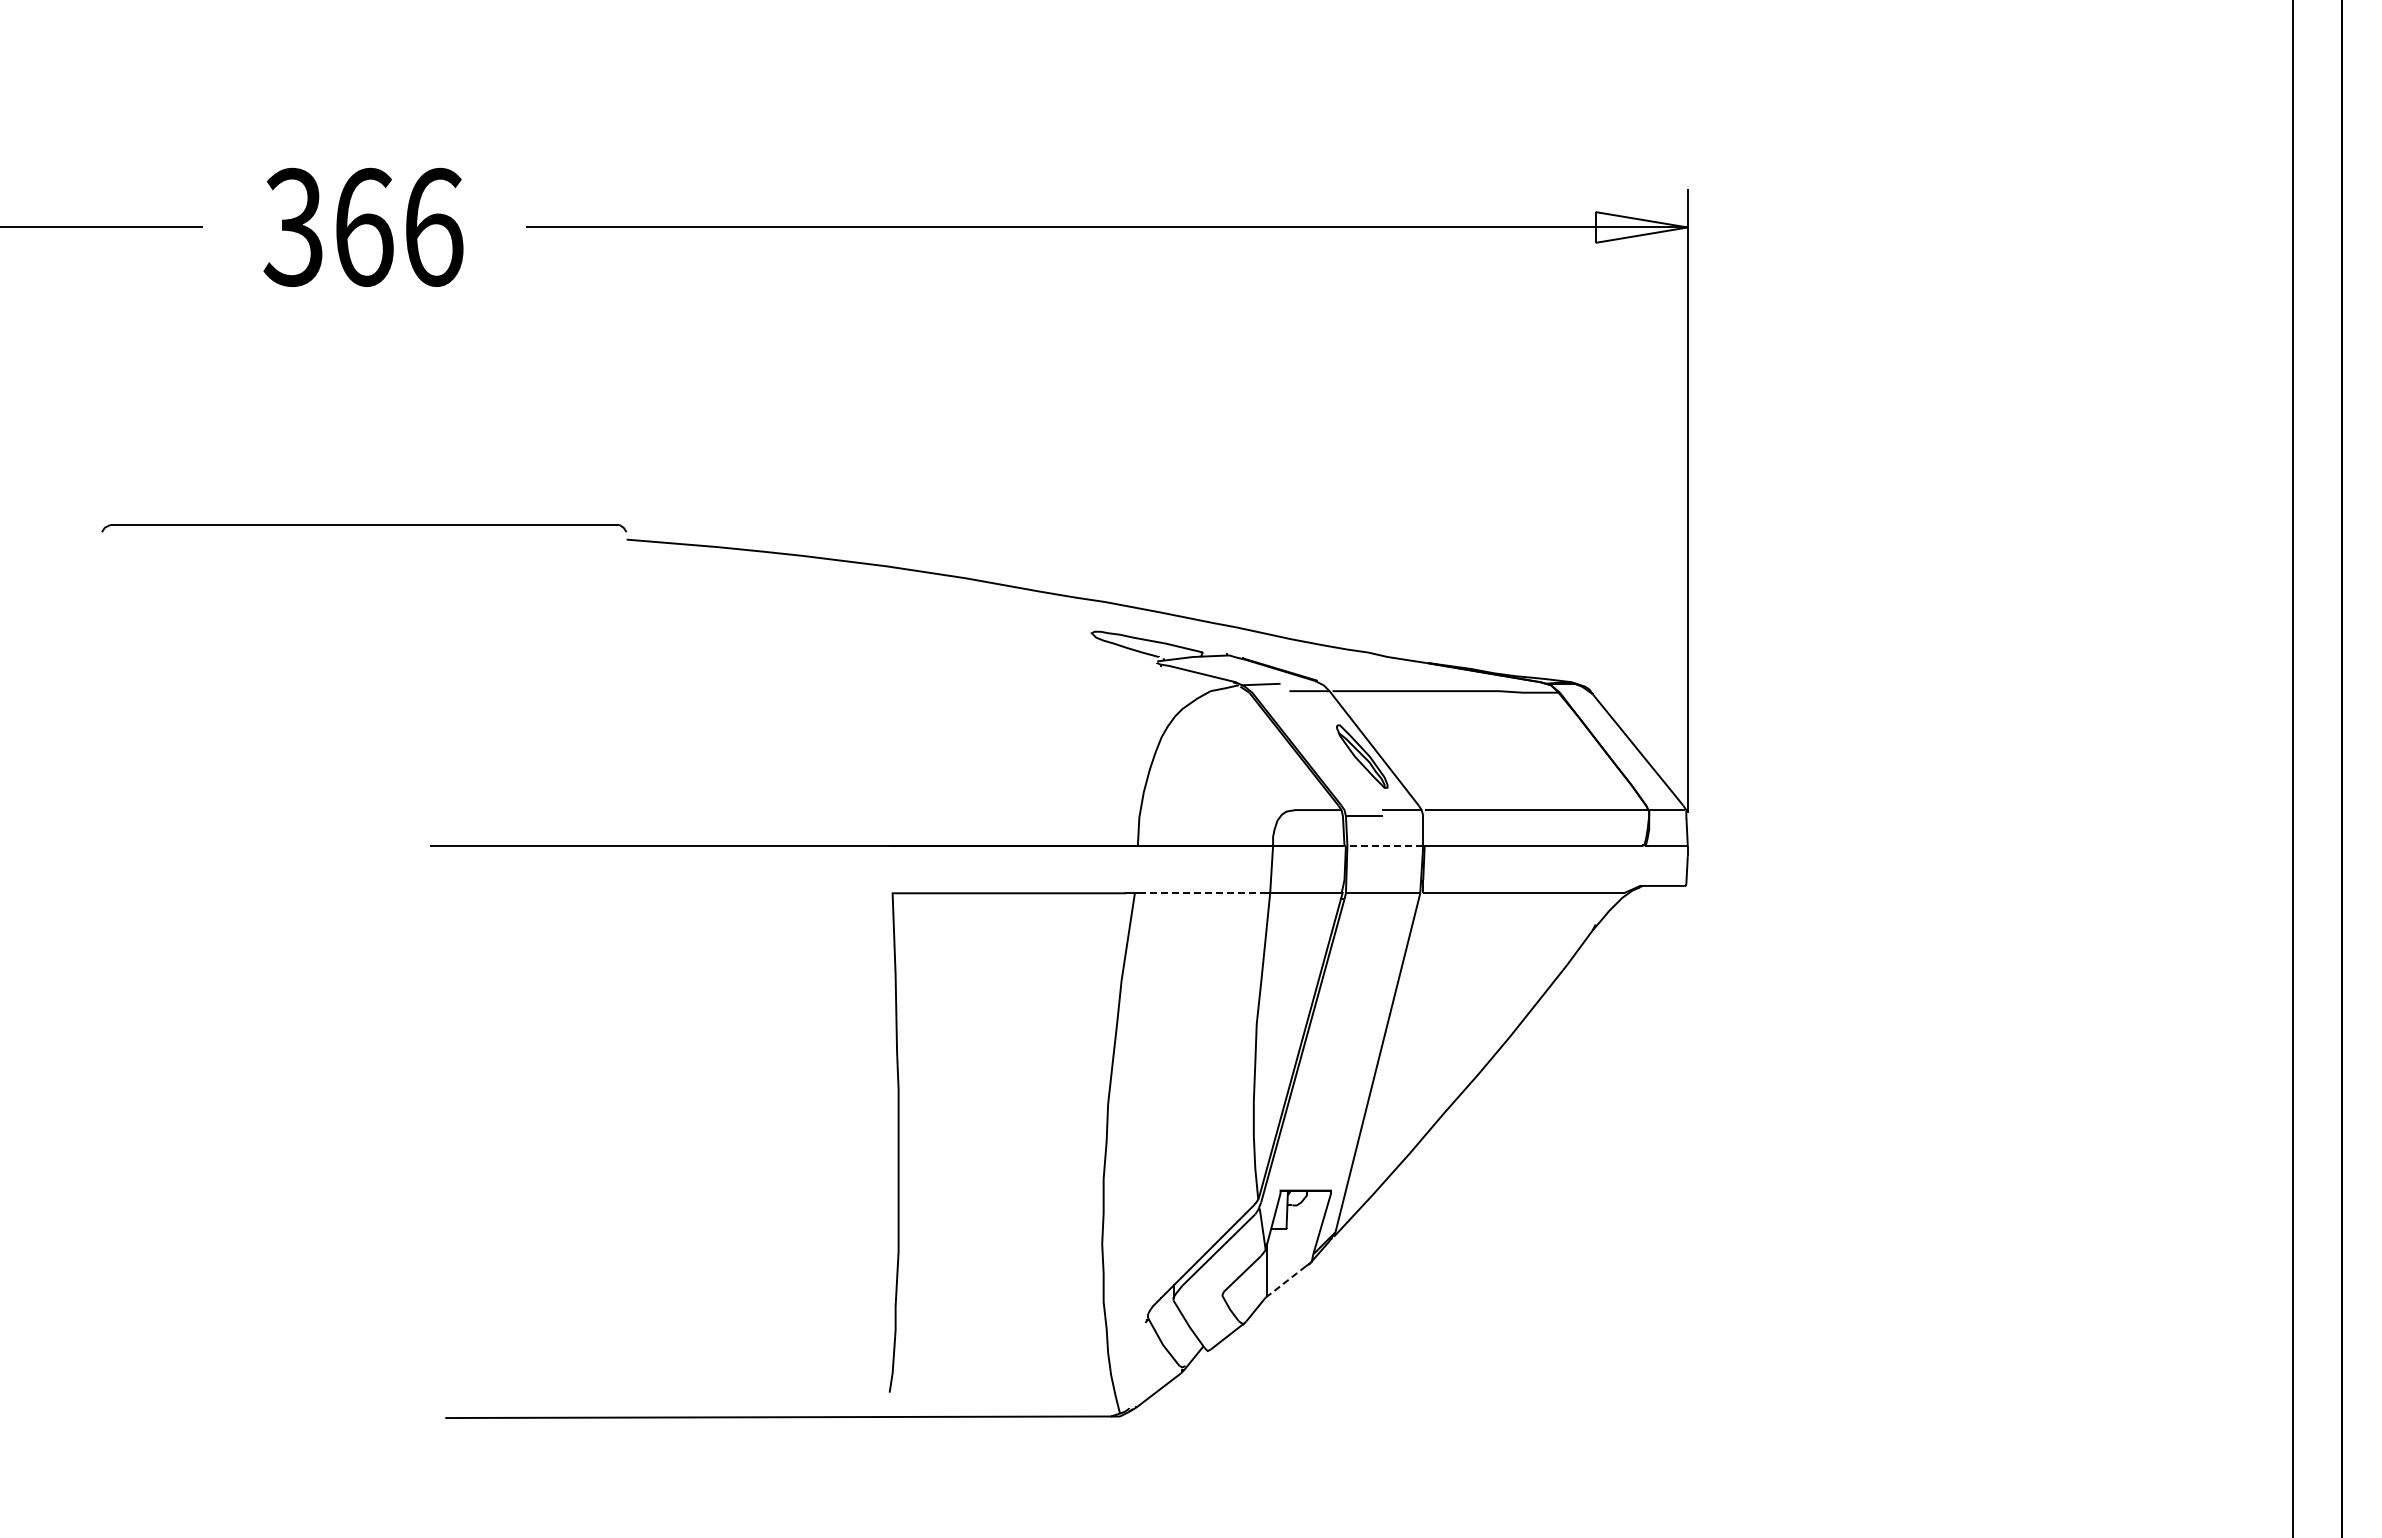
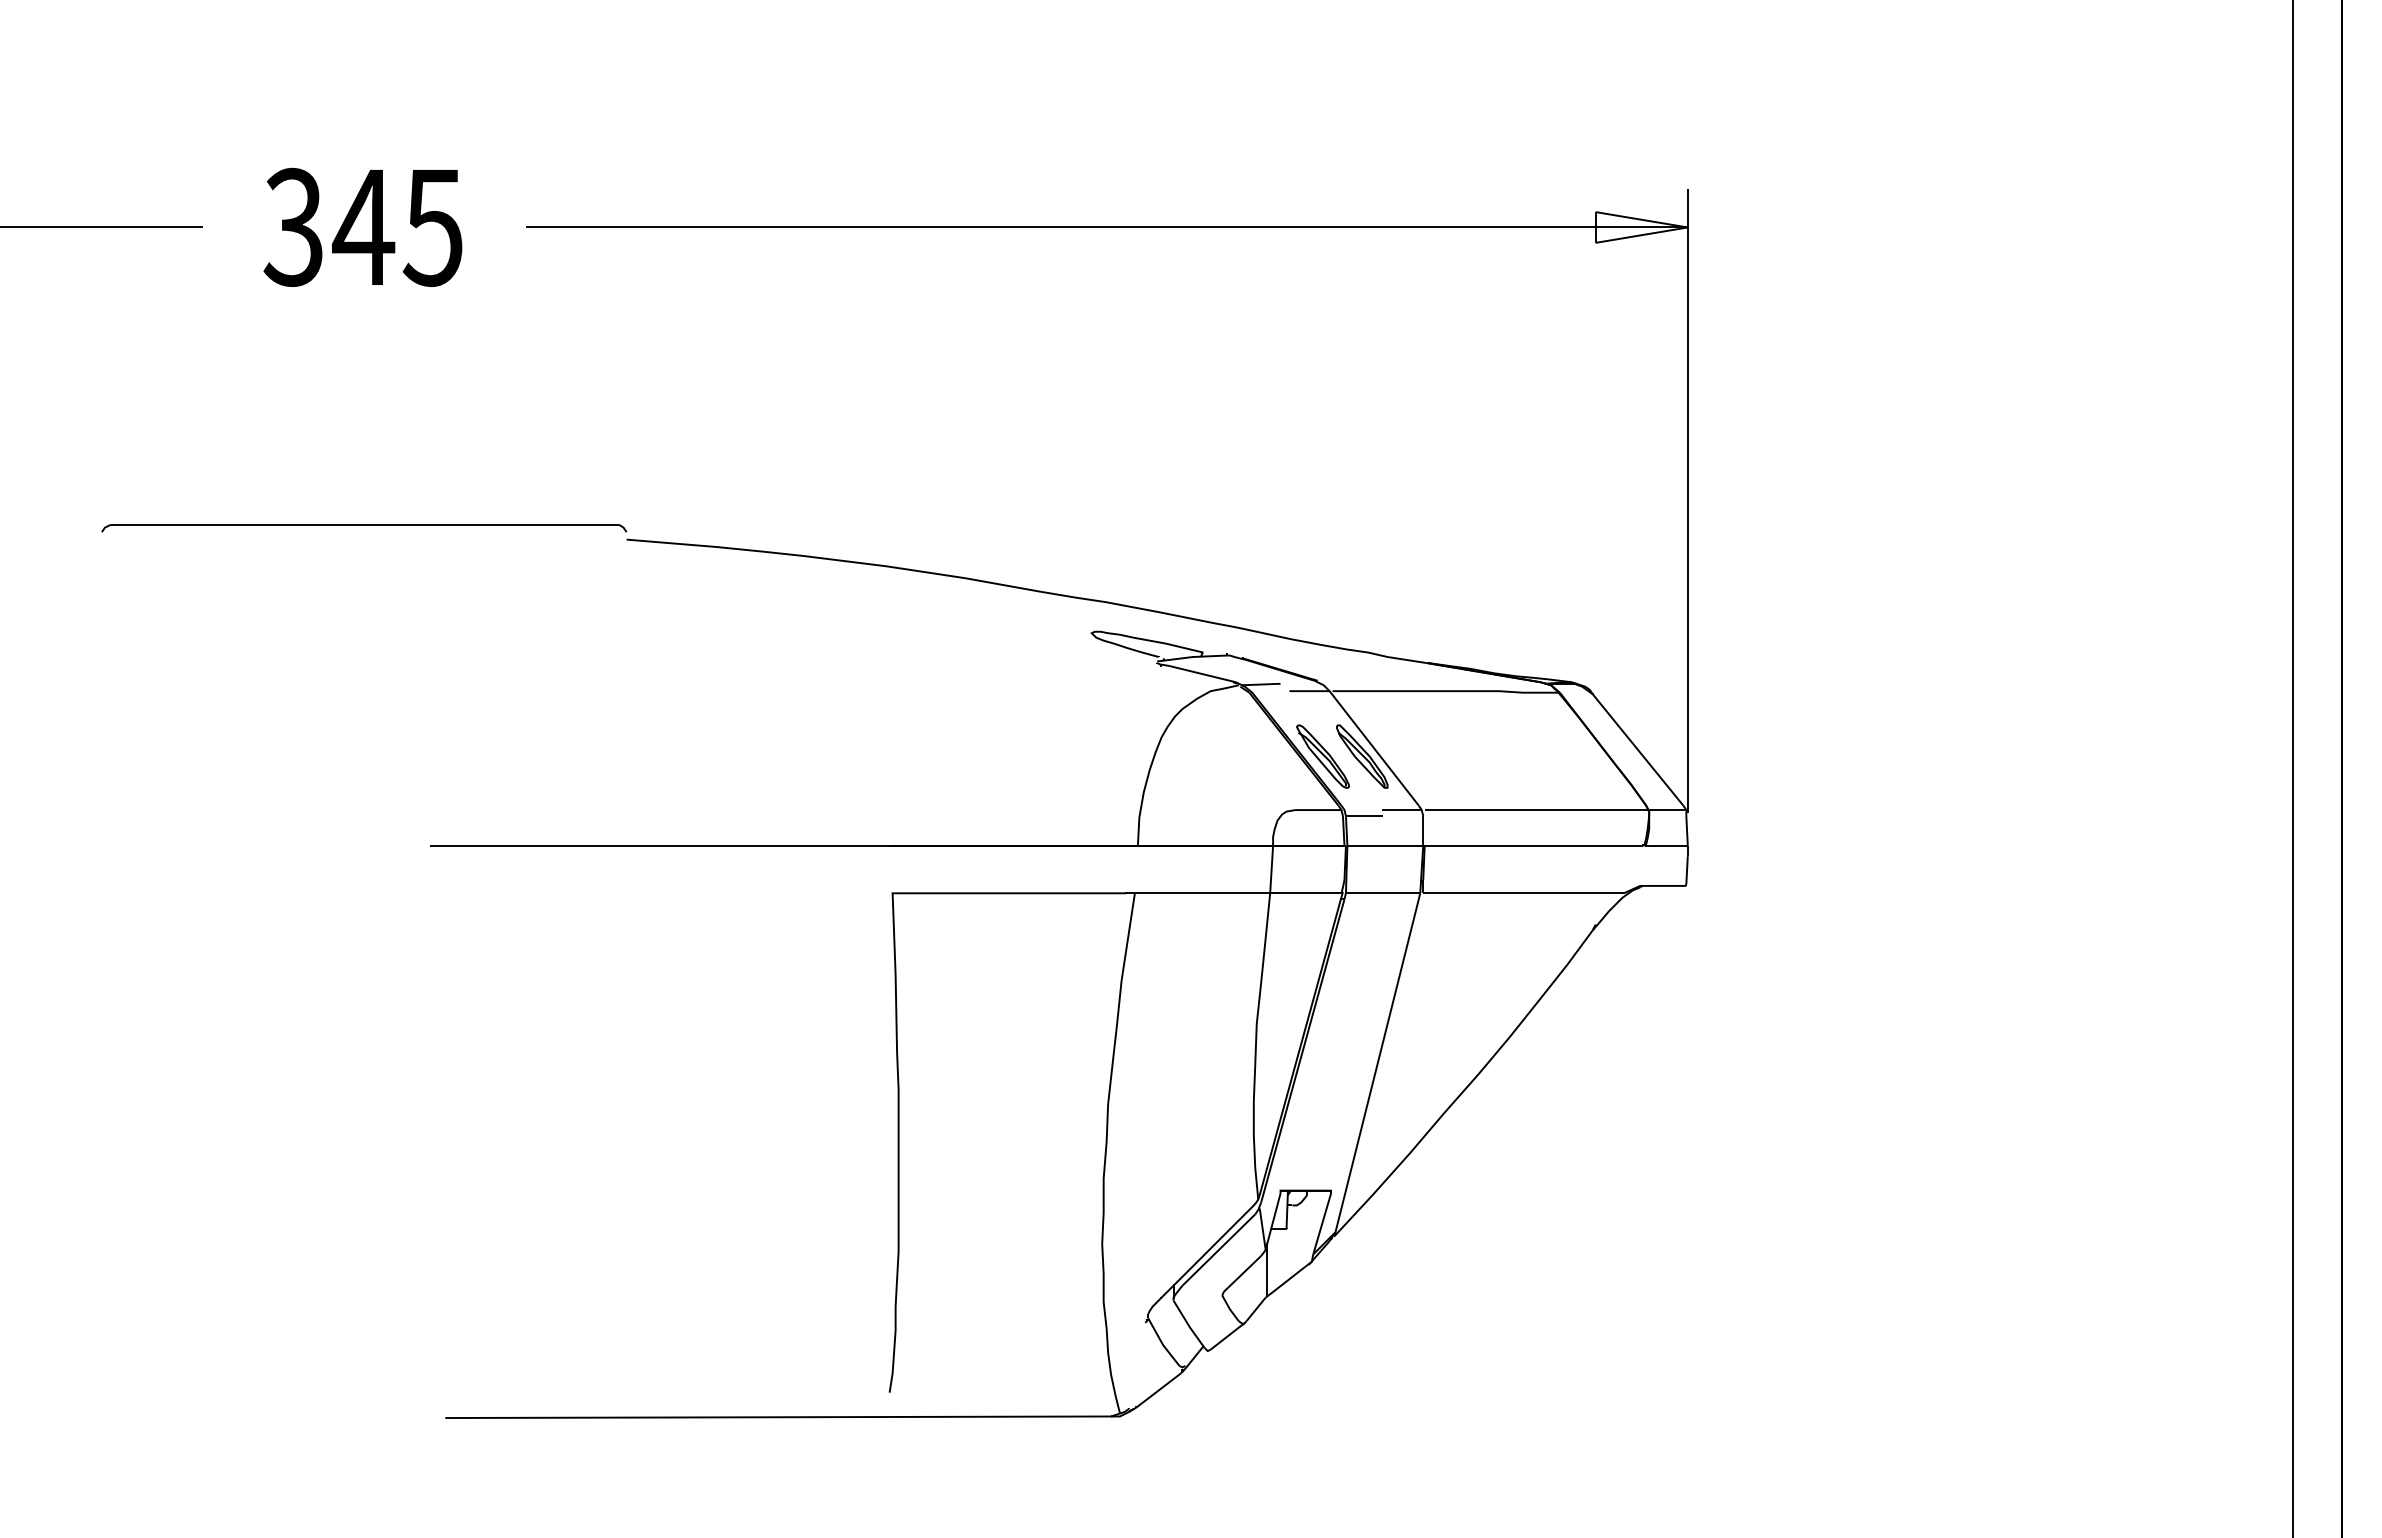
text: 366 -> 345 (397, 226)
part: none -> present (1322, 756)
line: dashed -> solid (1386, 845)
line: dashed -> solid (1204, 893)
line: dashed -> solid (1285, 1282)
